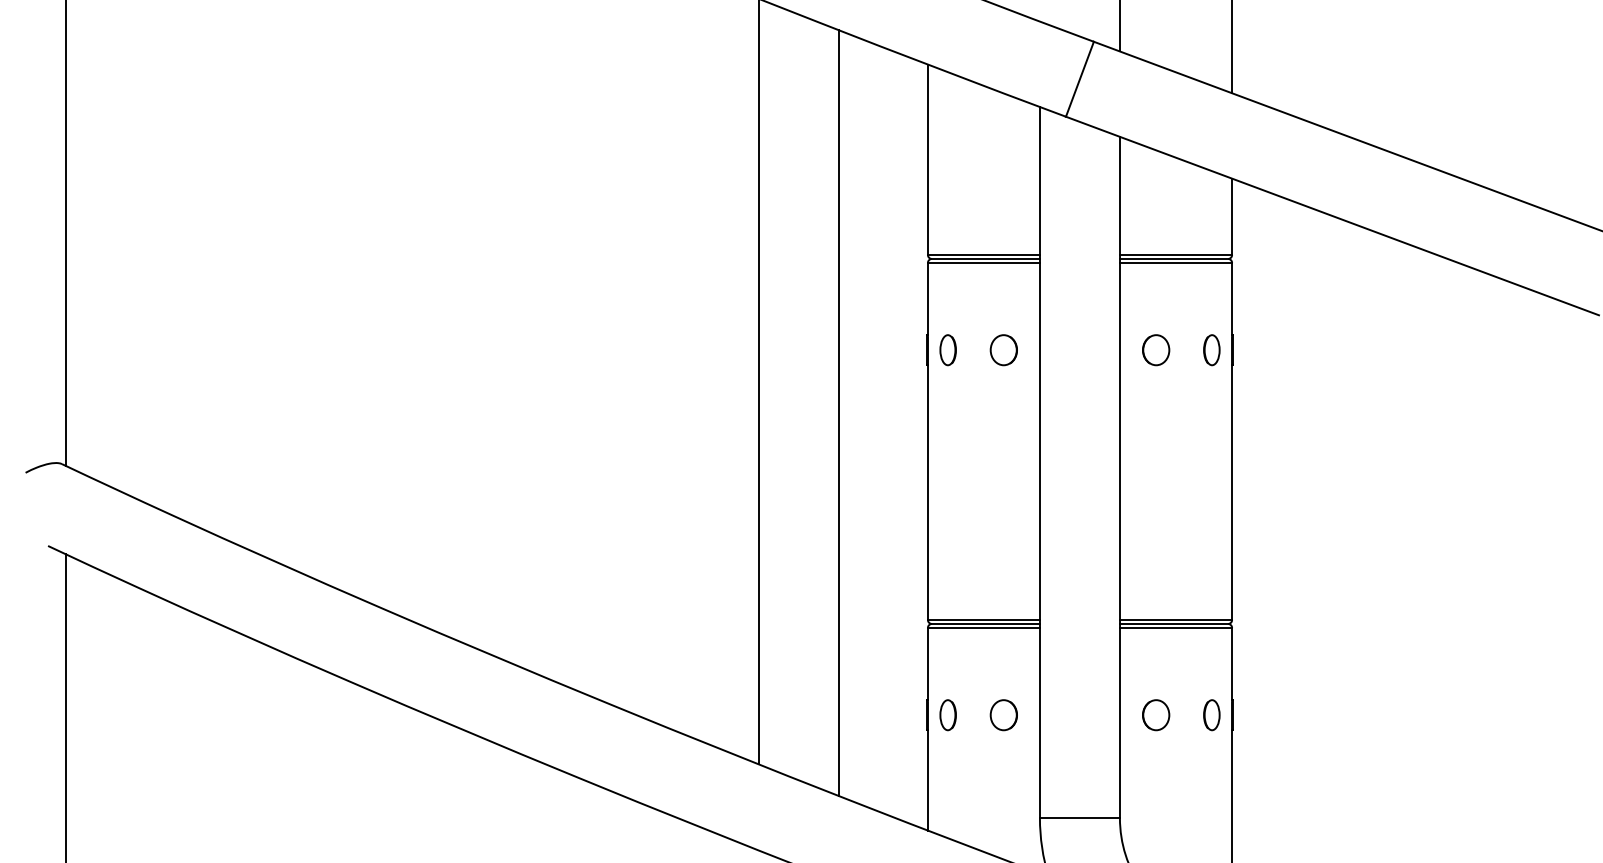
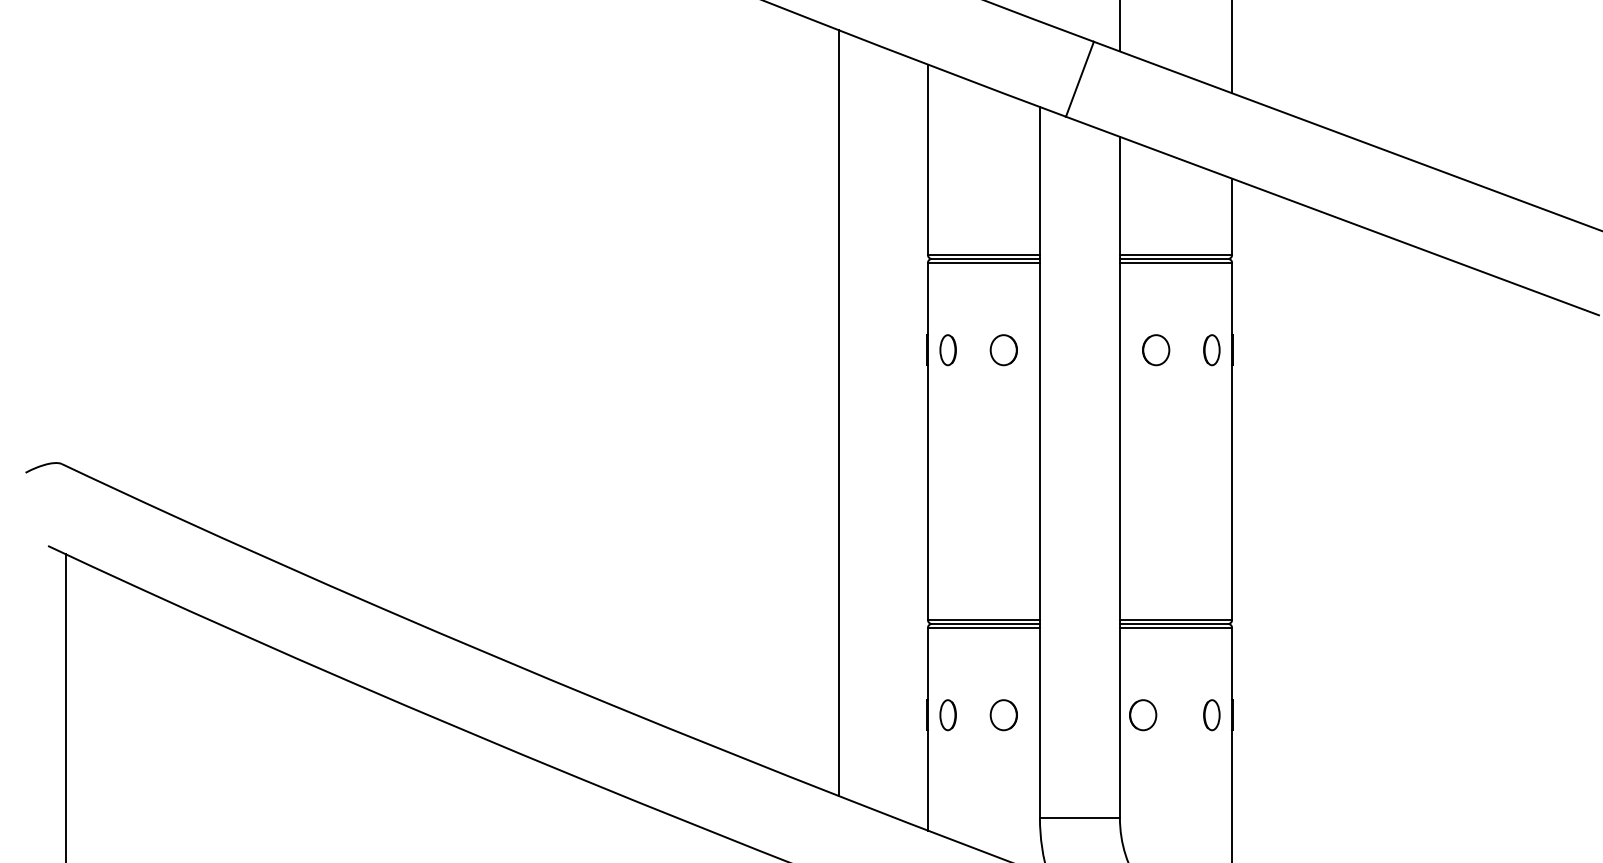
line: present -> none (65, 233)
line: present -> none (758, 383)
part position: (1156, 715) -> (1143, 715) (1143, 715)
